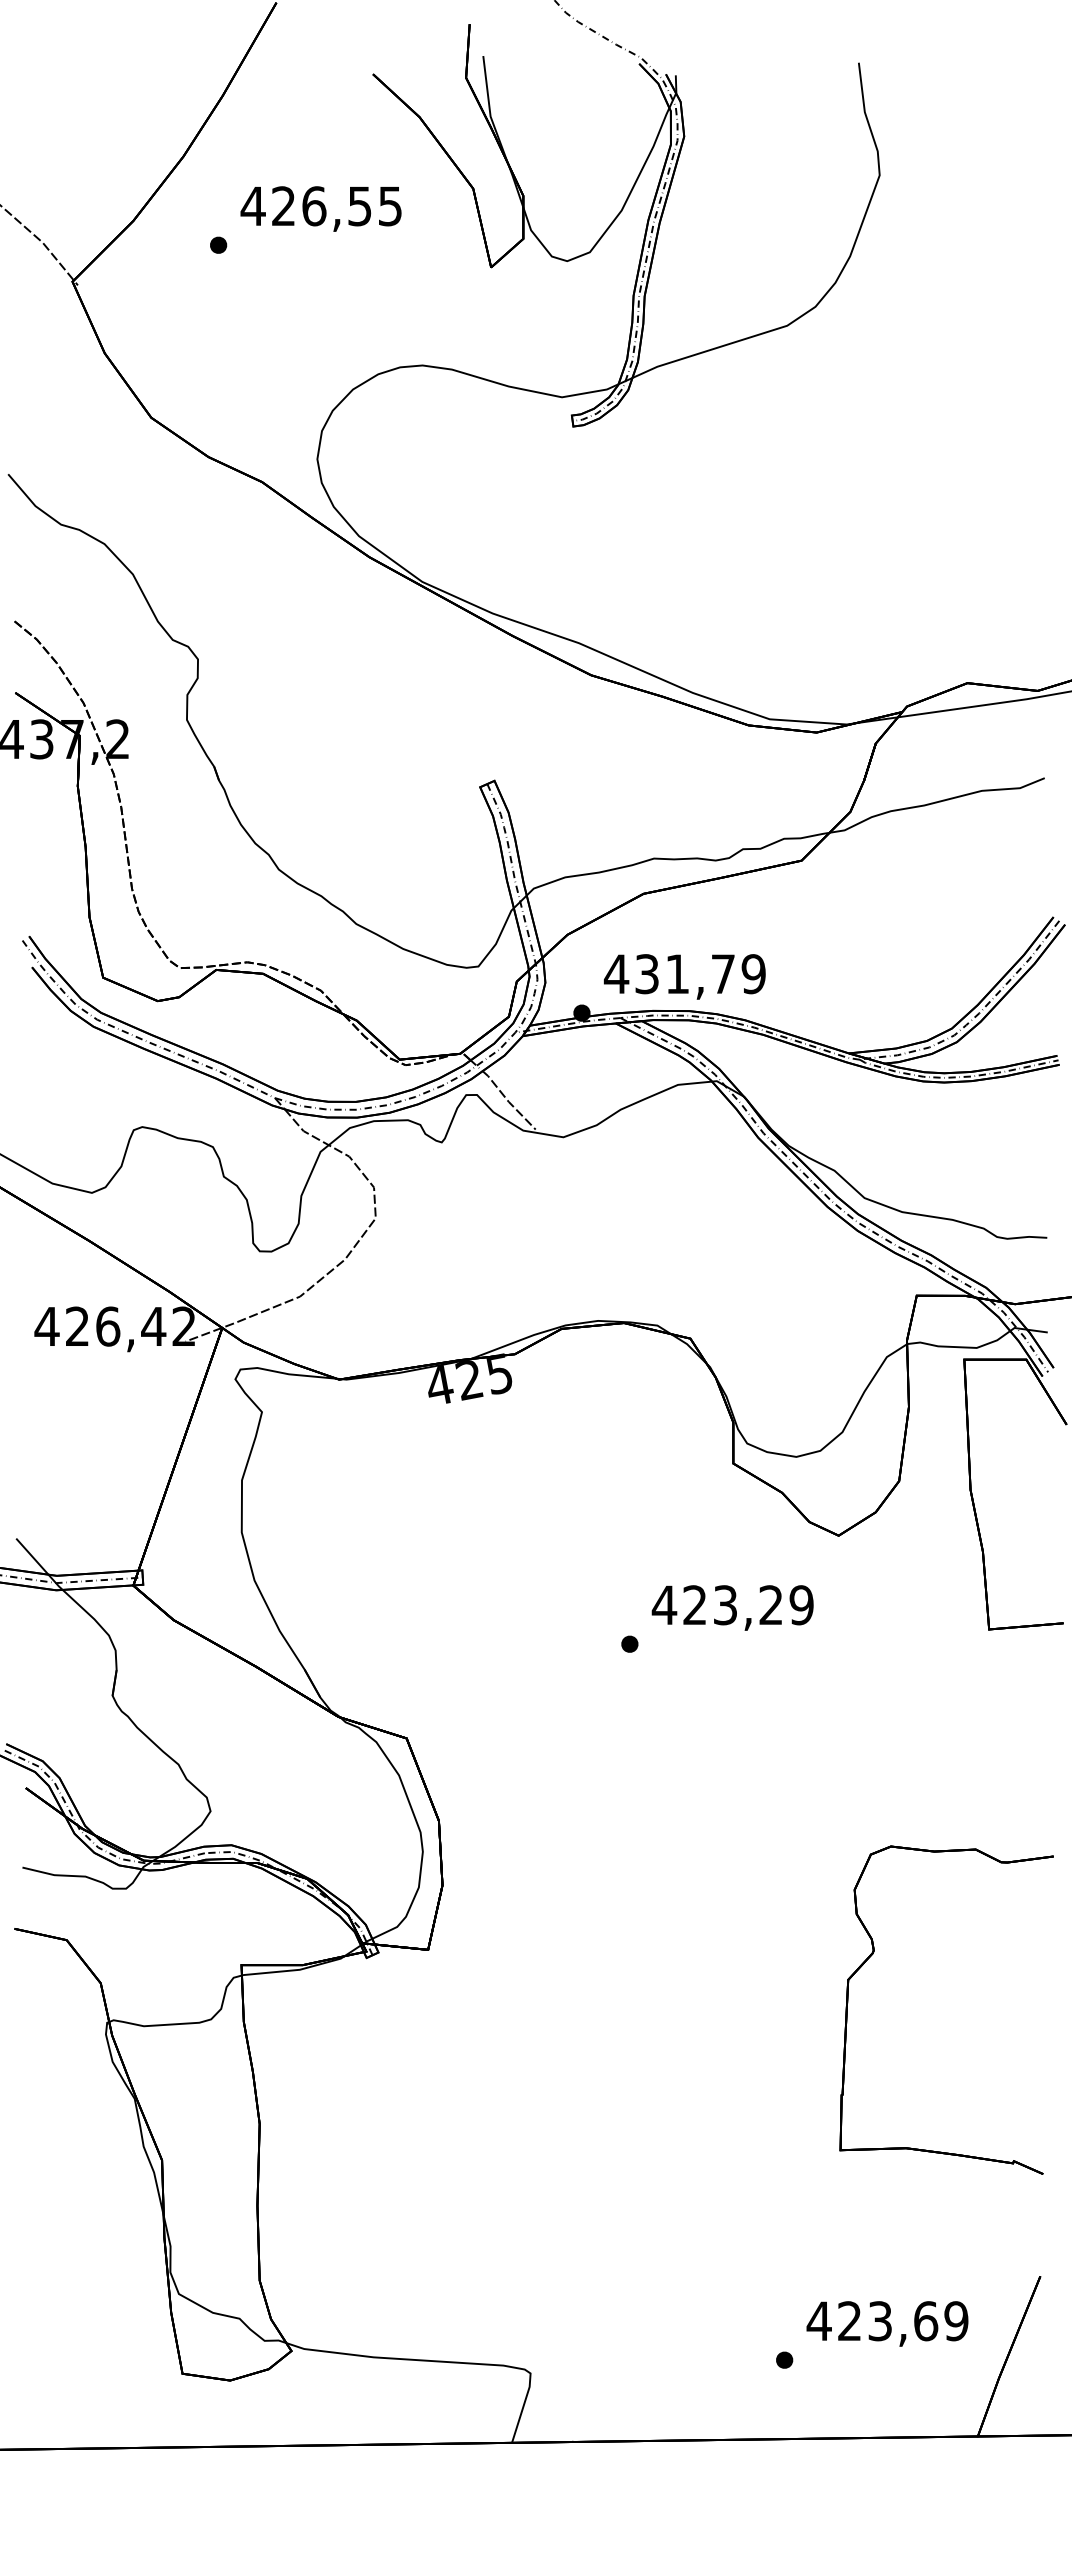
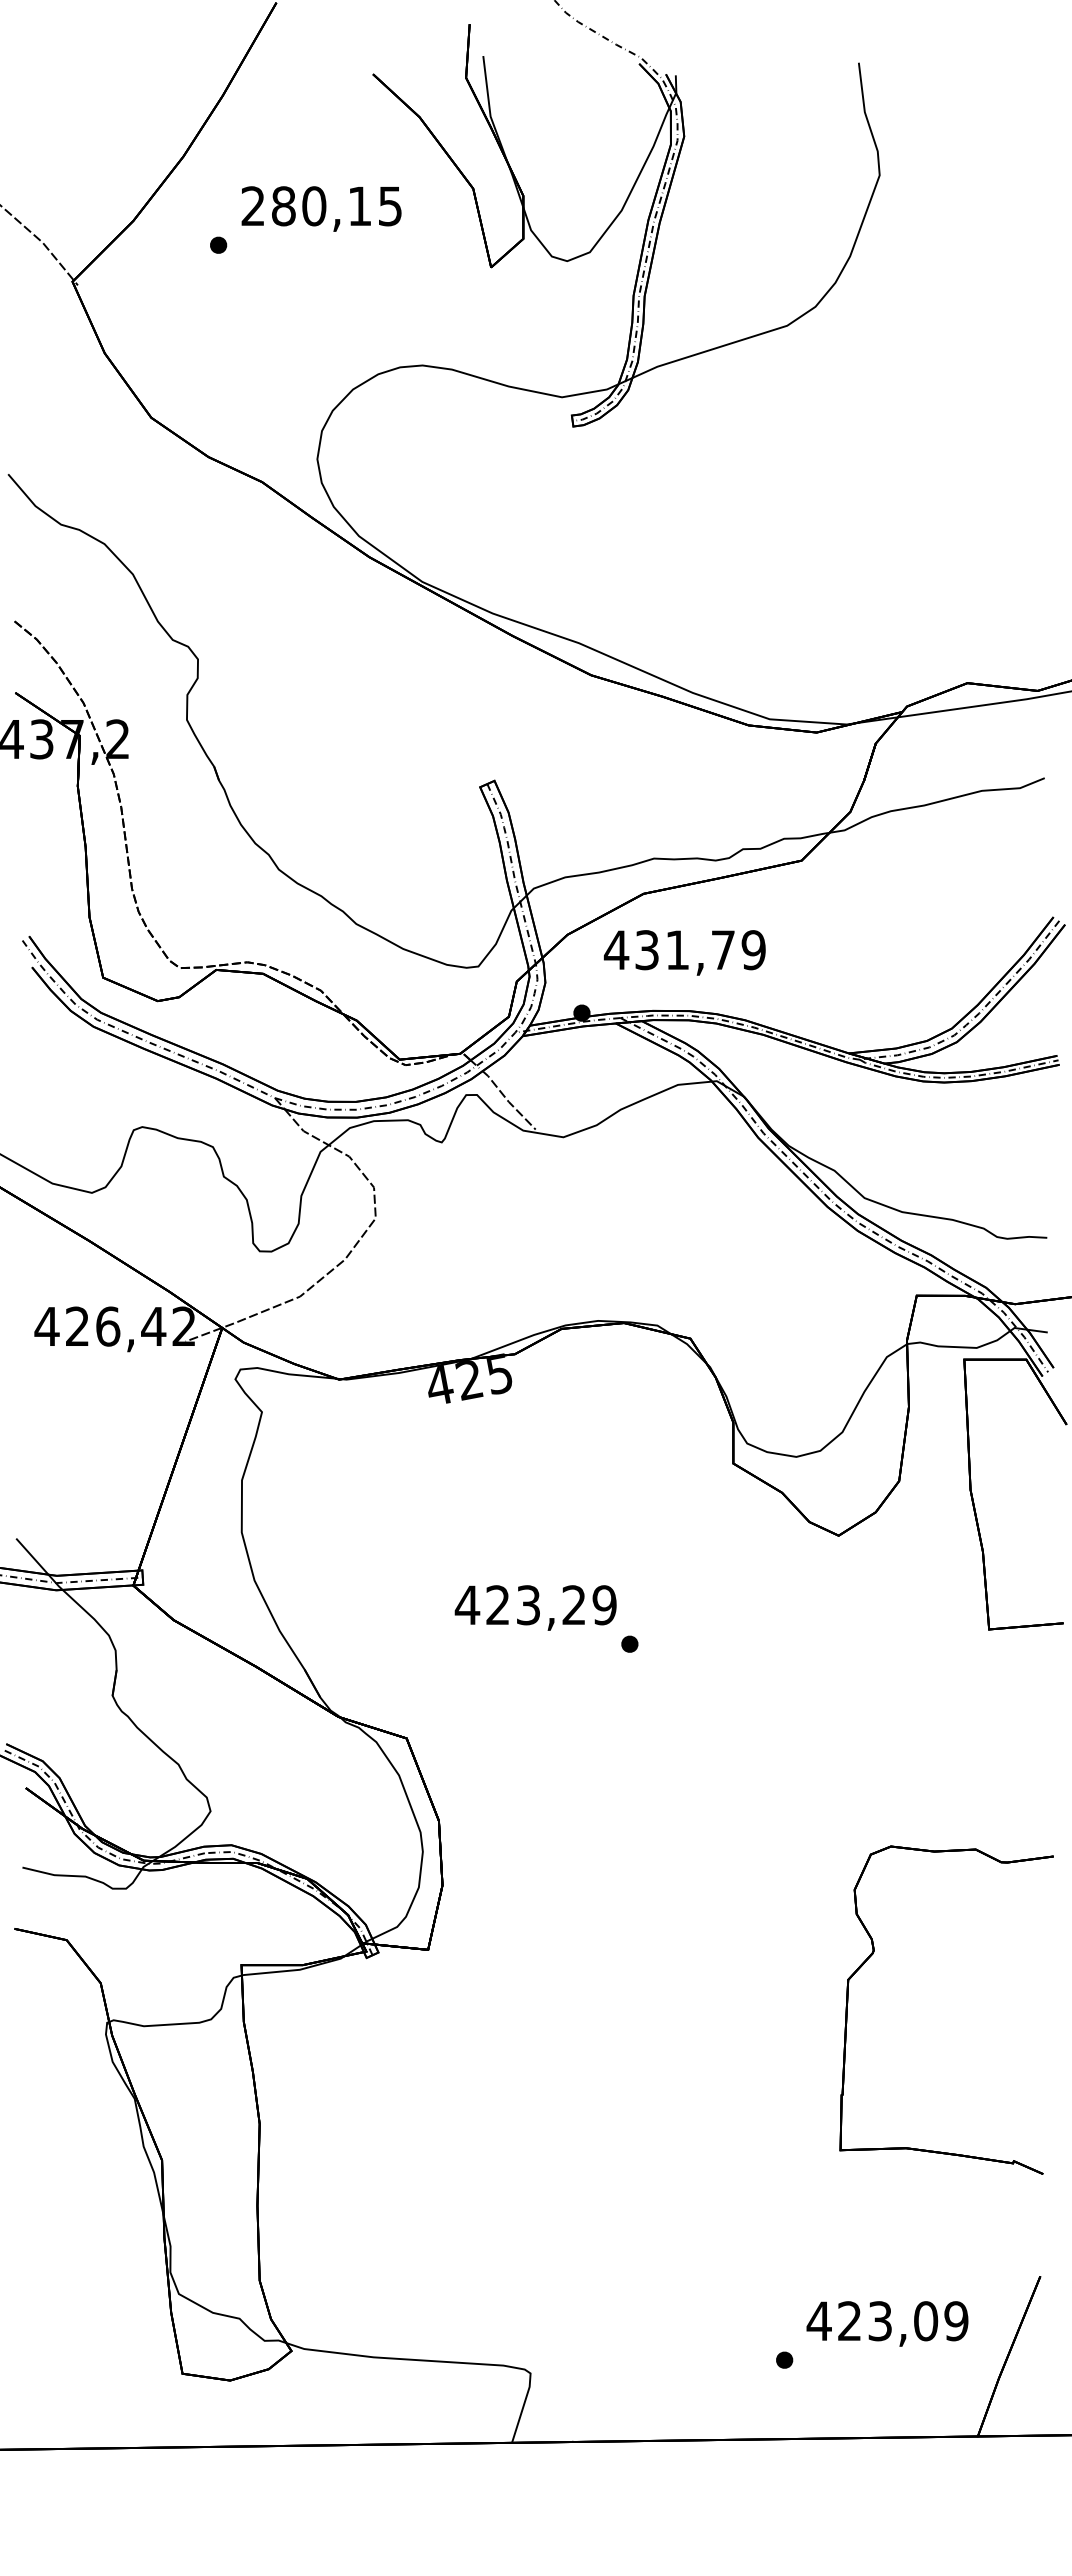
text: 426,55 -> 280,15 (305, 206)
text position: (684, 976) -> (684, 952) (684, 952)
text position: (732, 1607) -> (535, 1607) (535, 1607)
text: 423,69 -> 423,09 (926, 2321)
